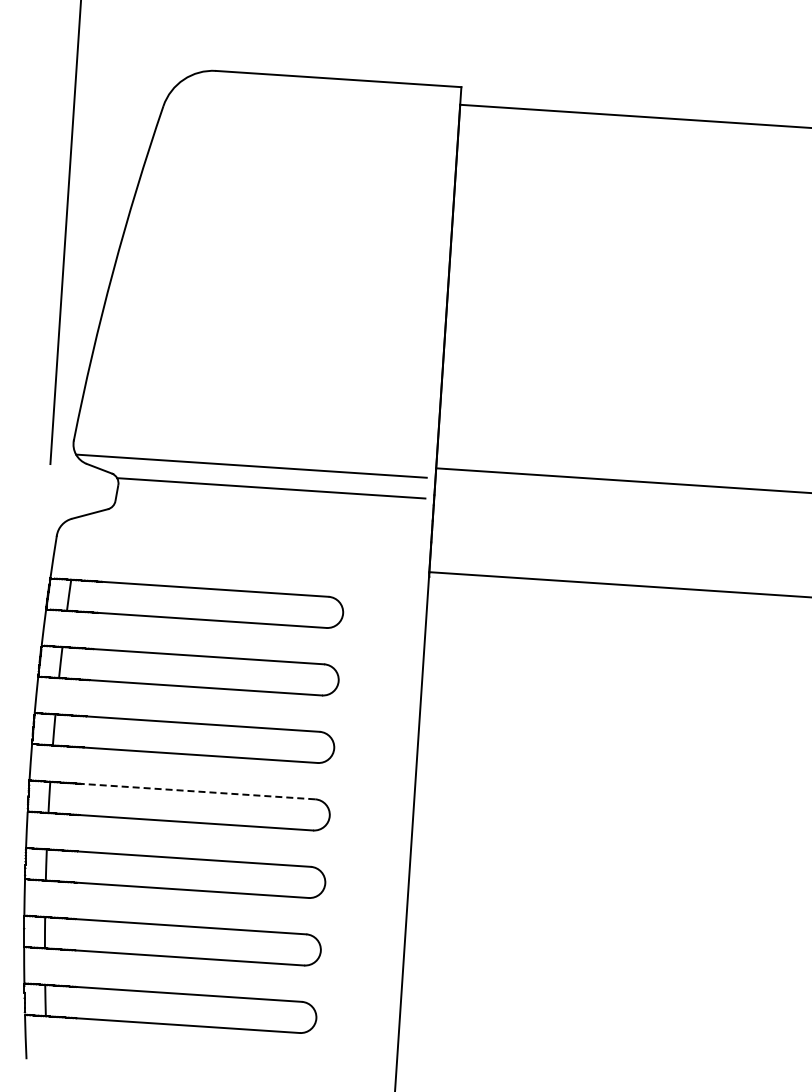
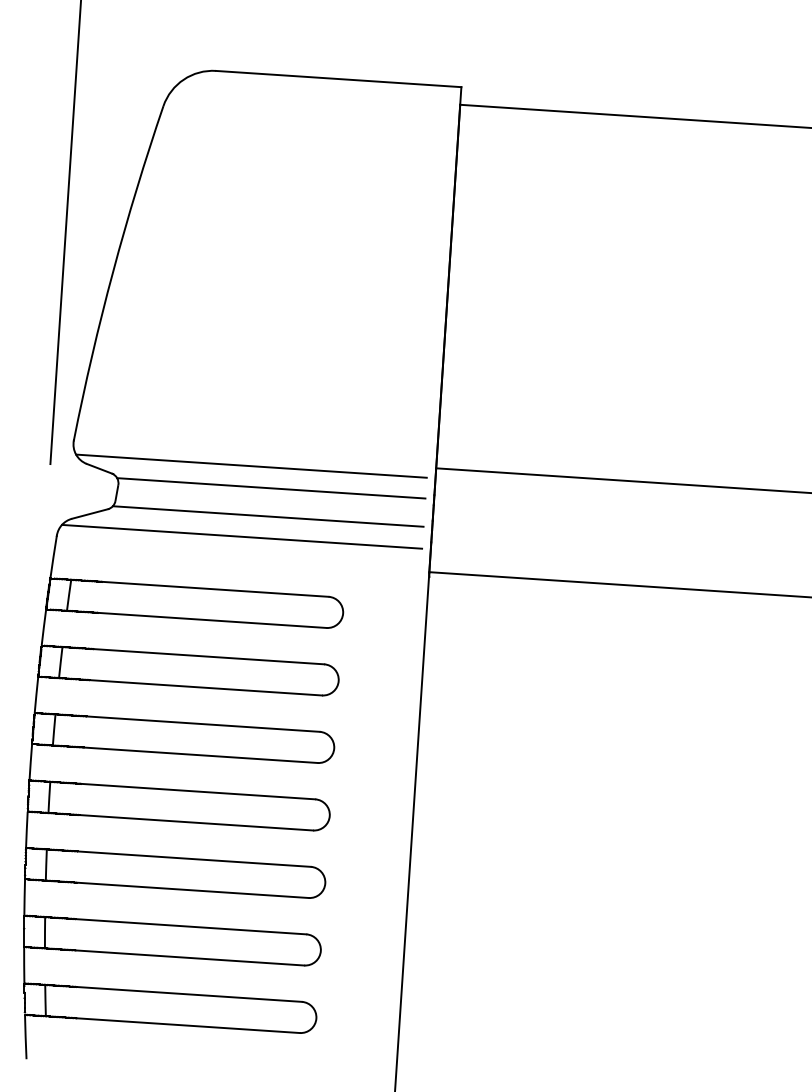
line: none -> present (267, 516)
line: none -> present (242, 536)
line: dashed -> solid (197, 791)
